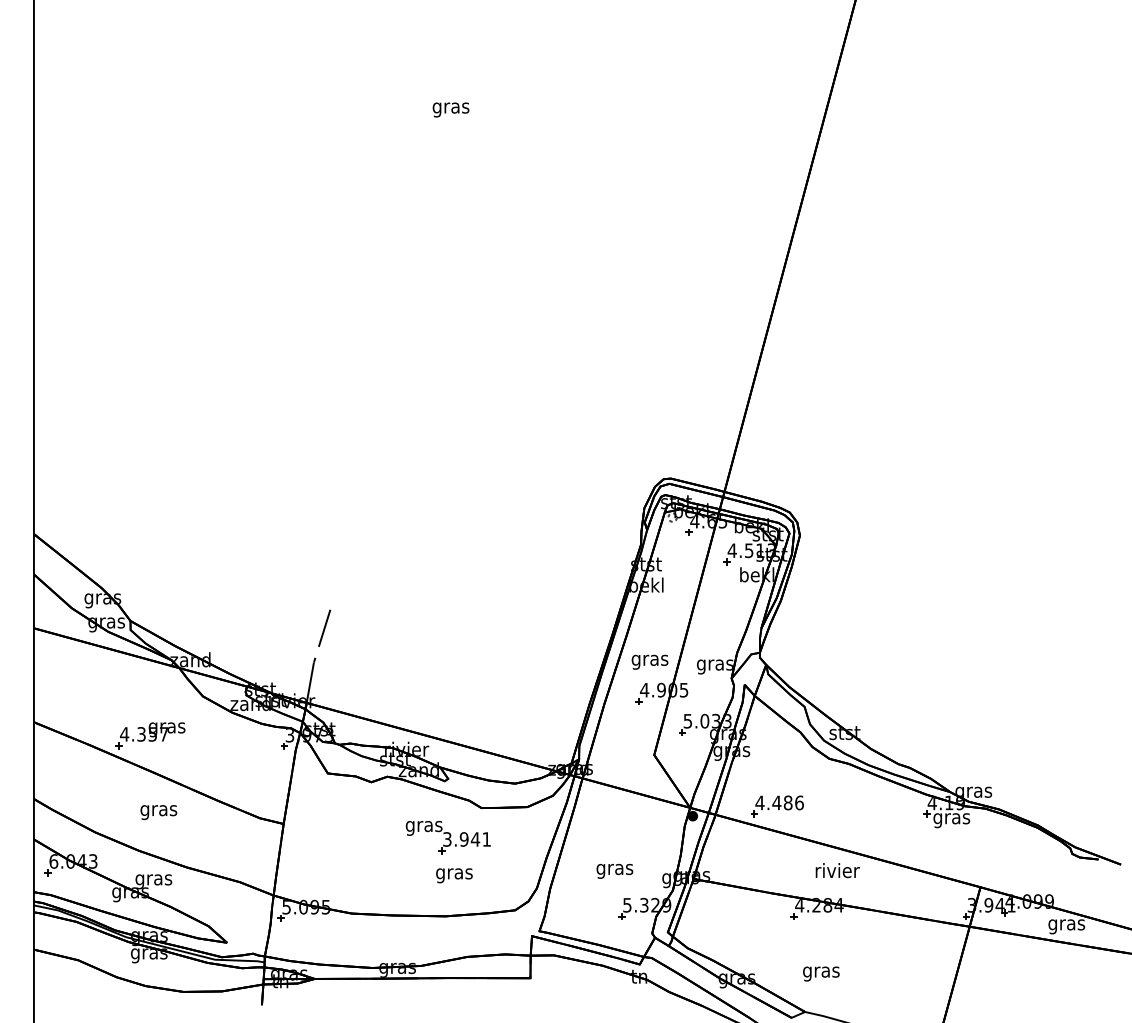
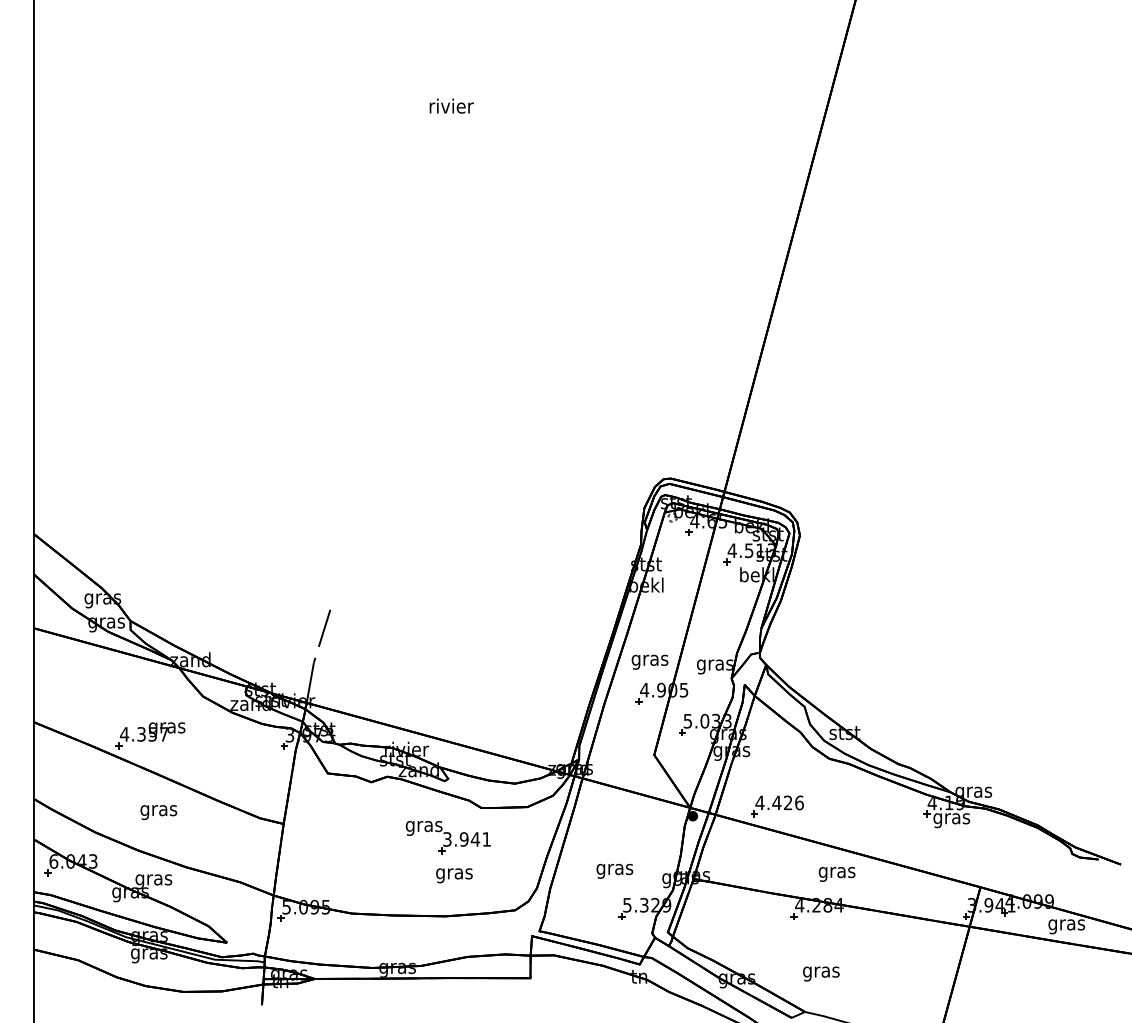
text: gras -> rivier (451, 107)
text: 4.486 -> 4.426 (787, 802)
text: rivier -> gras (837, 872)
